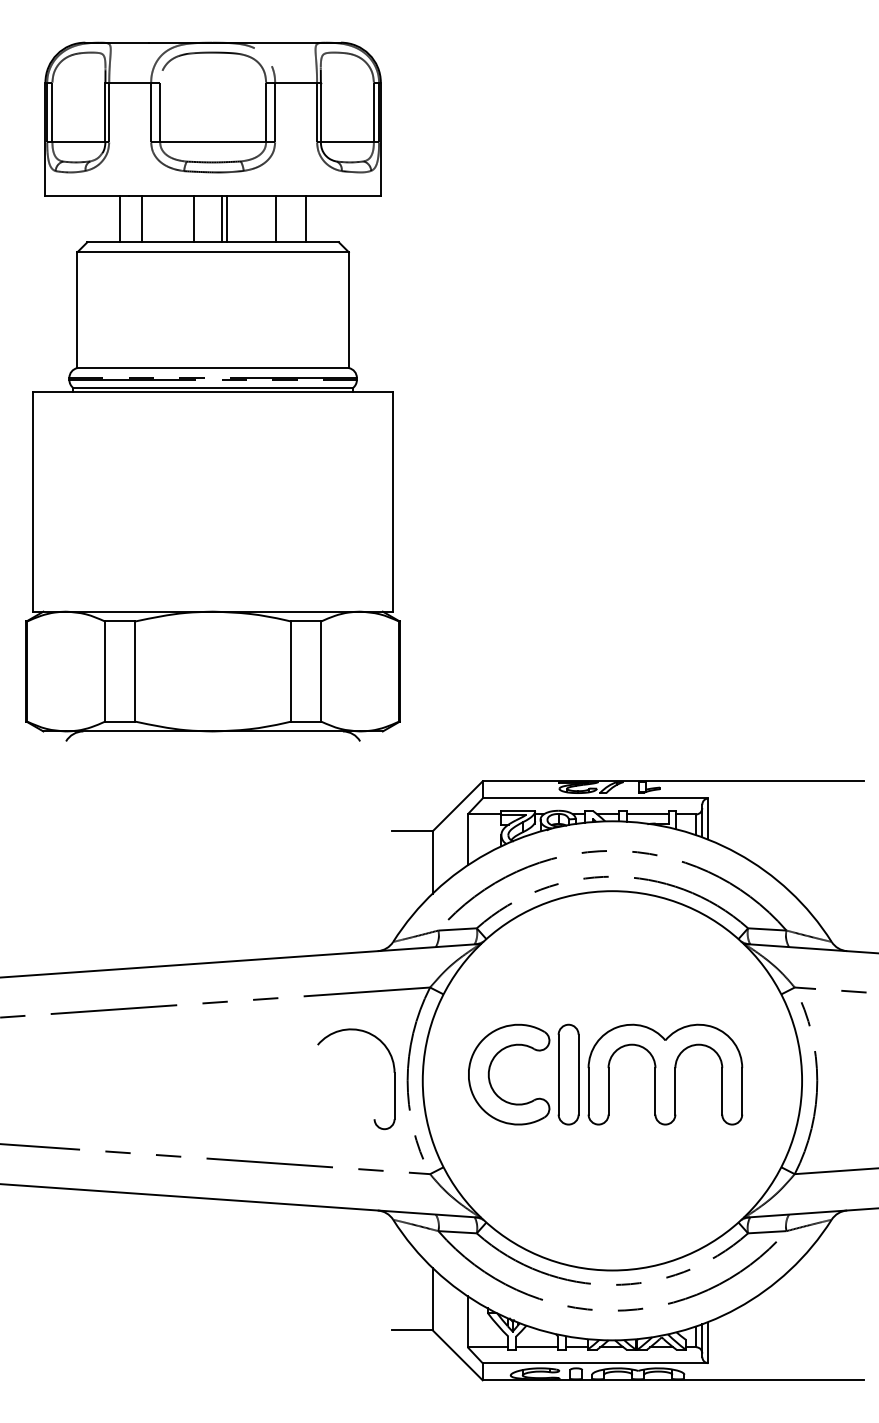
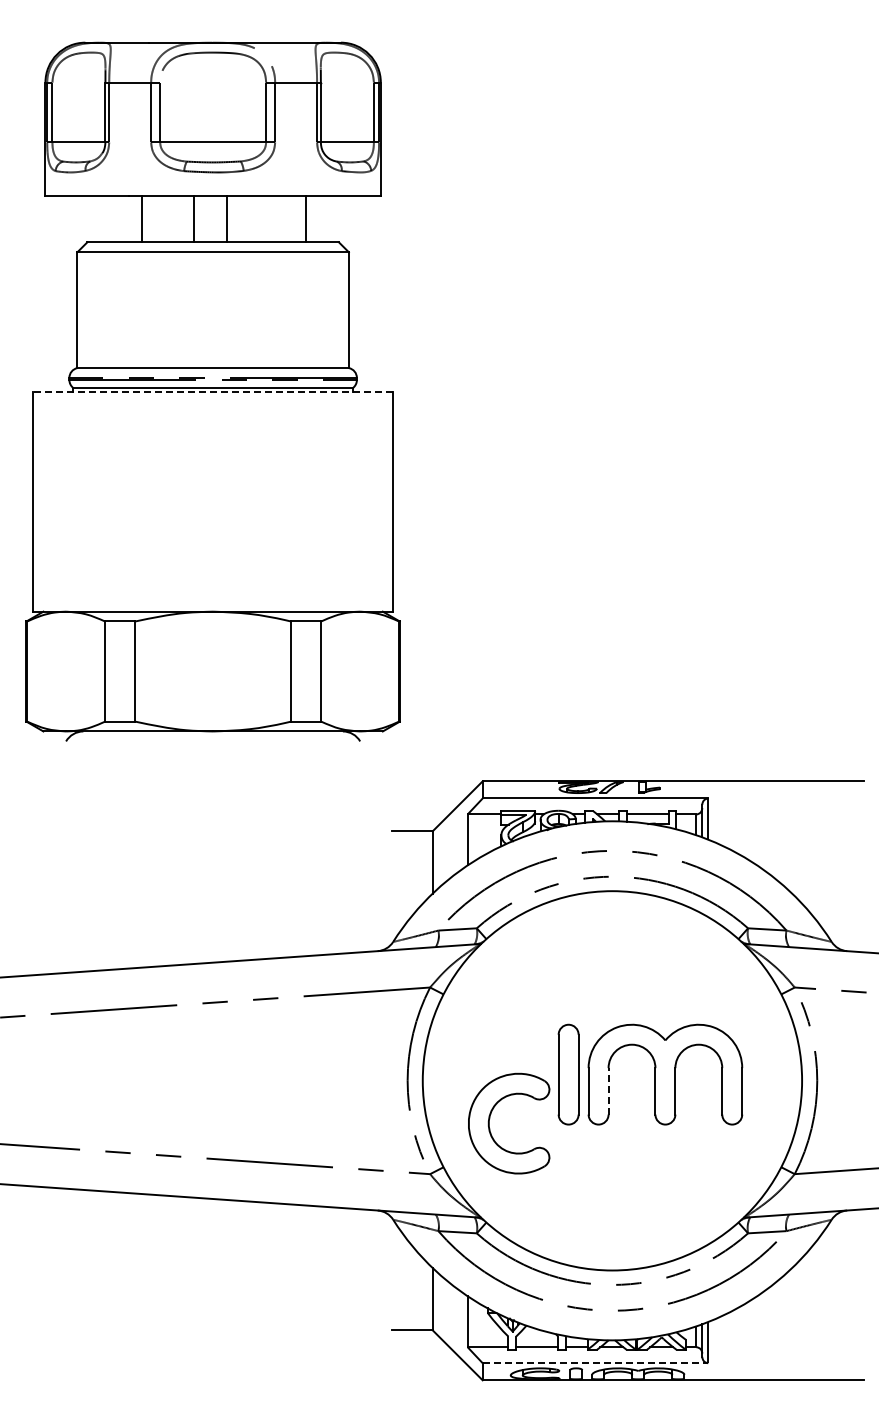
line: present -> none (120, 219)
line: present -> none (222, 219)
line: present -> none (275, 219)
line: solid -> dashed (213, 392)
part position: (490, 1069) -> (490, 1118) (490, 1118)
part: present -> none (393, 1072)
line: solid -> dashed (608, 1090)
line: solid -> dashed (595, 1363)
